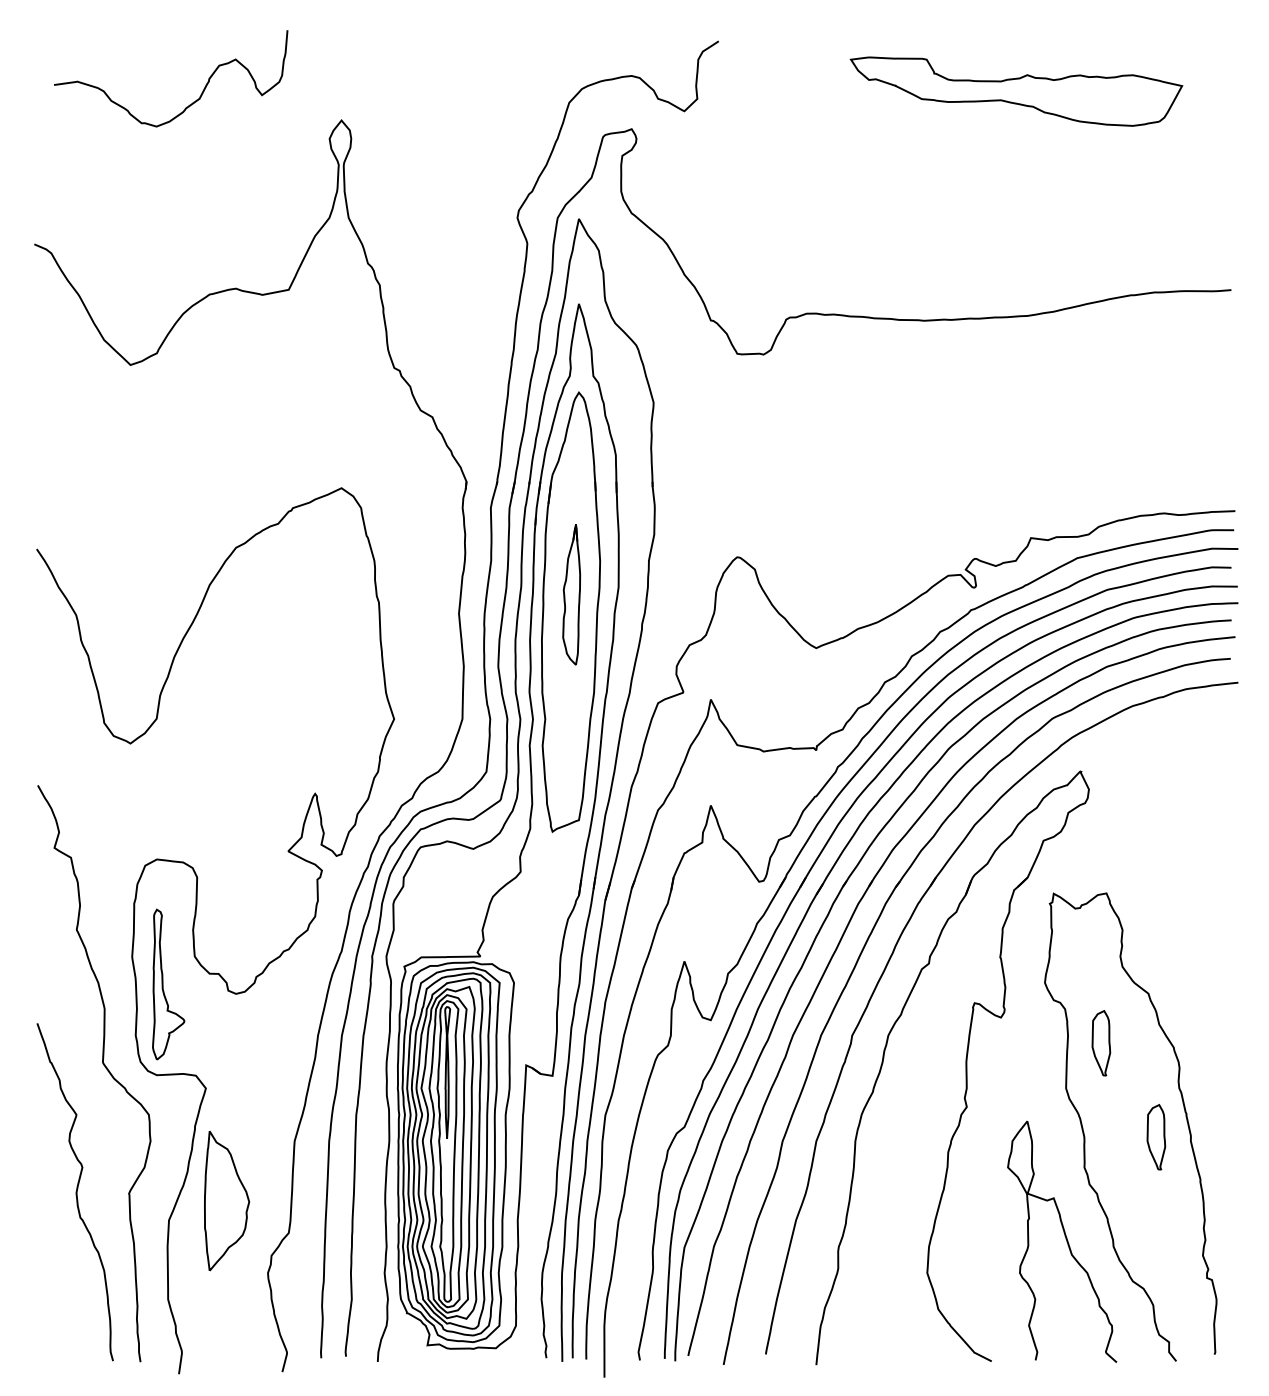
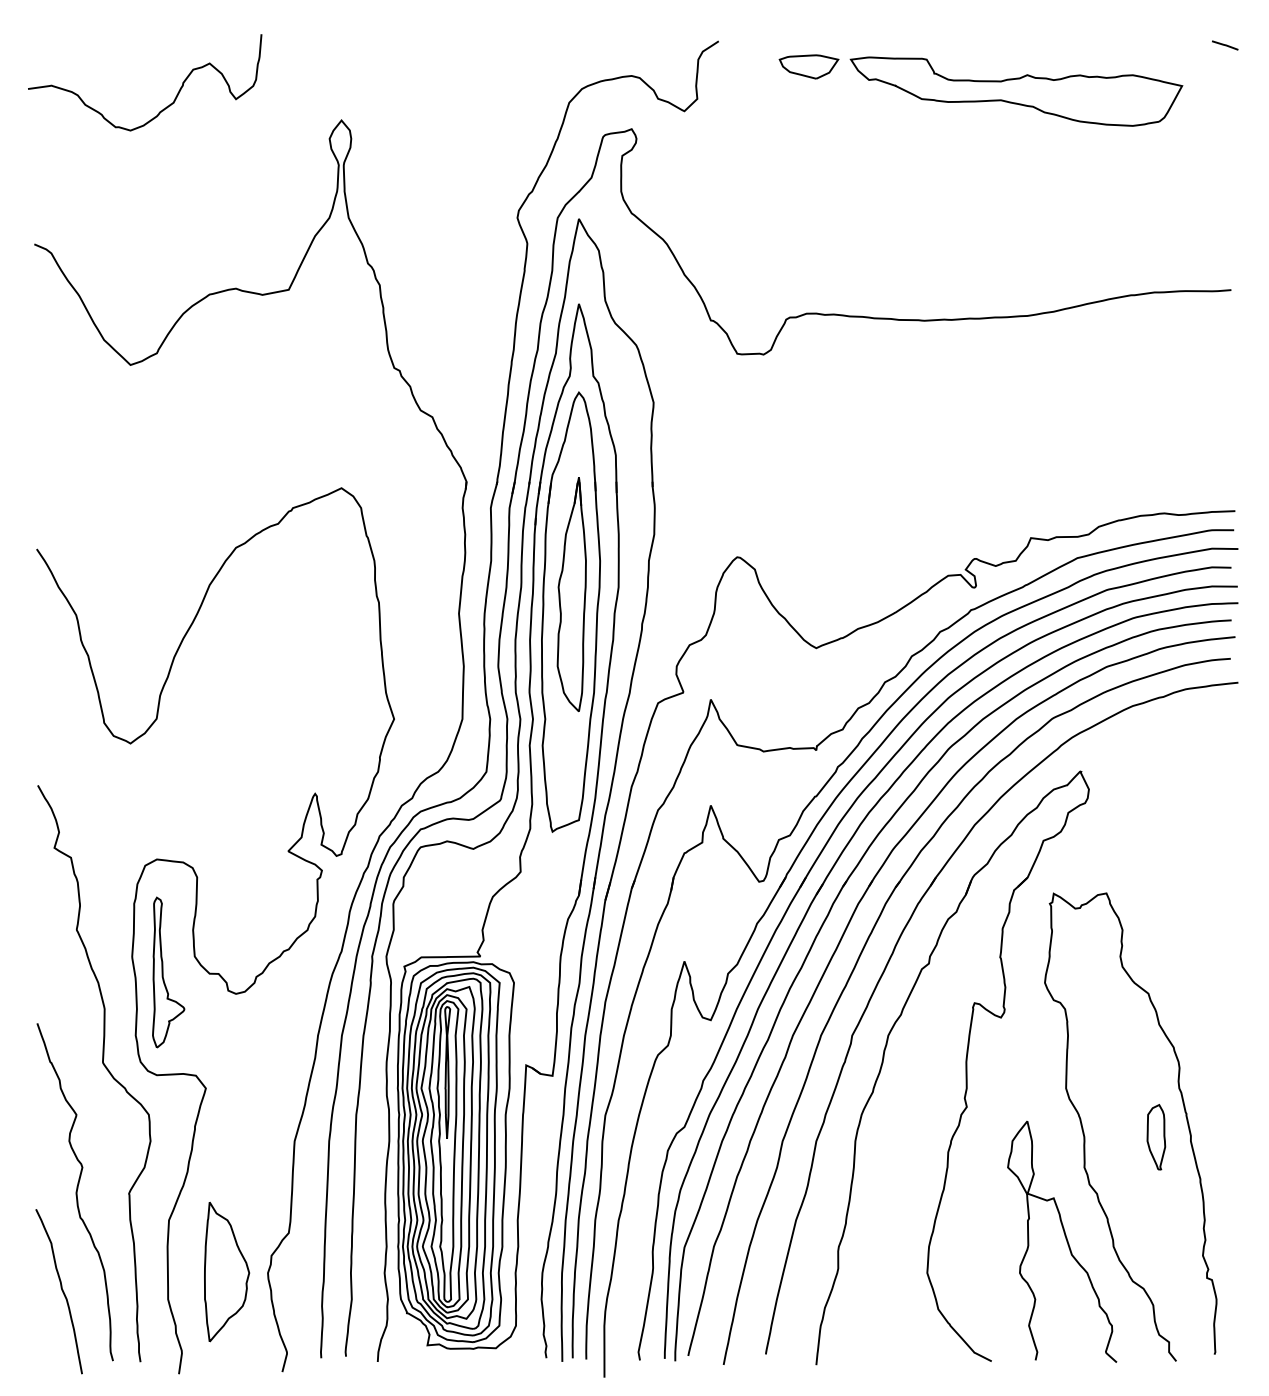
line: none -> present (1225, 45)
part: none -> present (808, 66)
curve position: (189, 104) -> (163, 108) (163, 108)
part size: 20x142 px -> 31x236 px (571, 594)
part position: (168, 984) -> (168, 972) (168, 972)
part: present -> none (1101, 1043)
part position: (227, 1200) -> (227, 1271) (227, 1271)
curve: none -> present (61, 1290)
